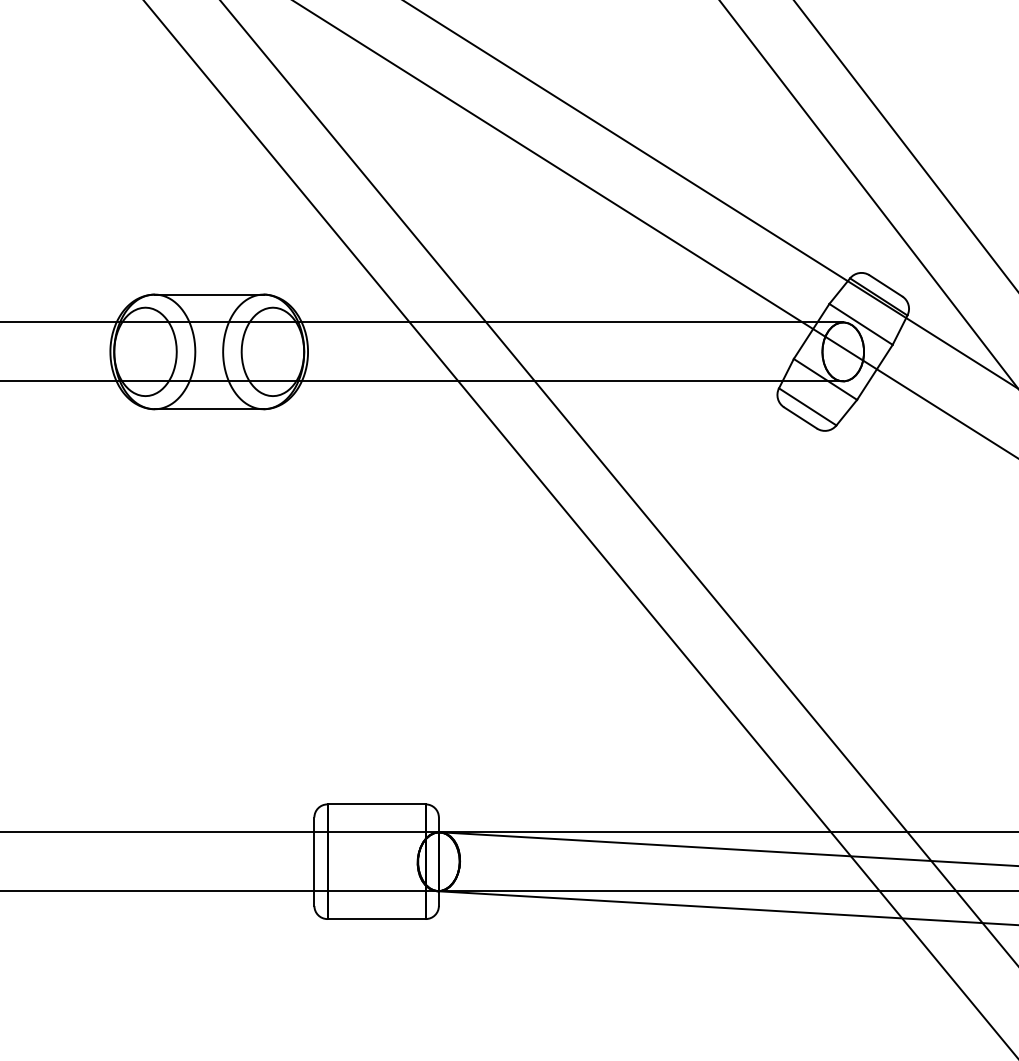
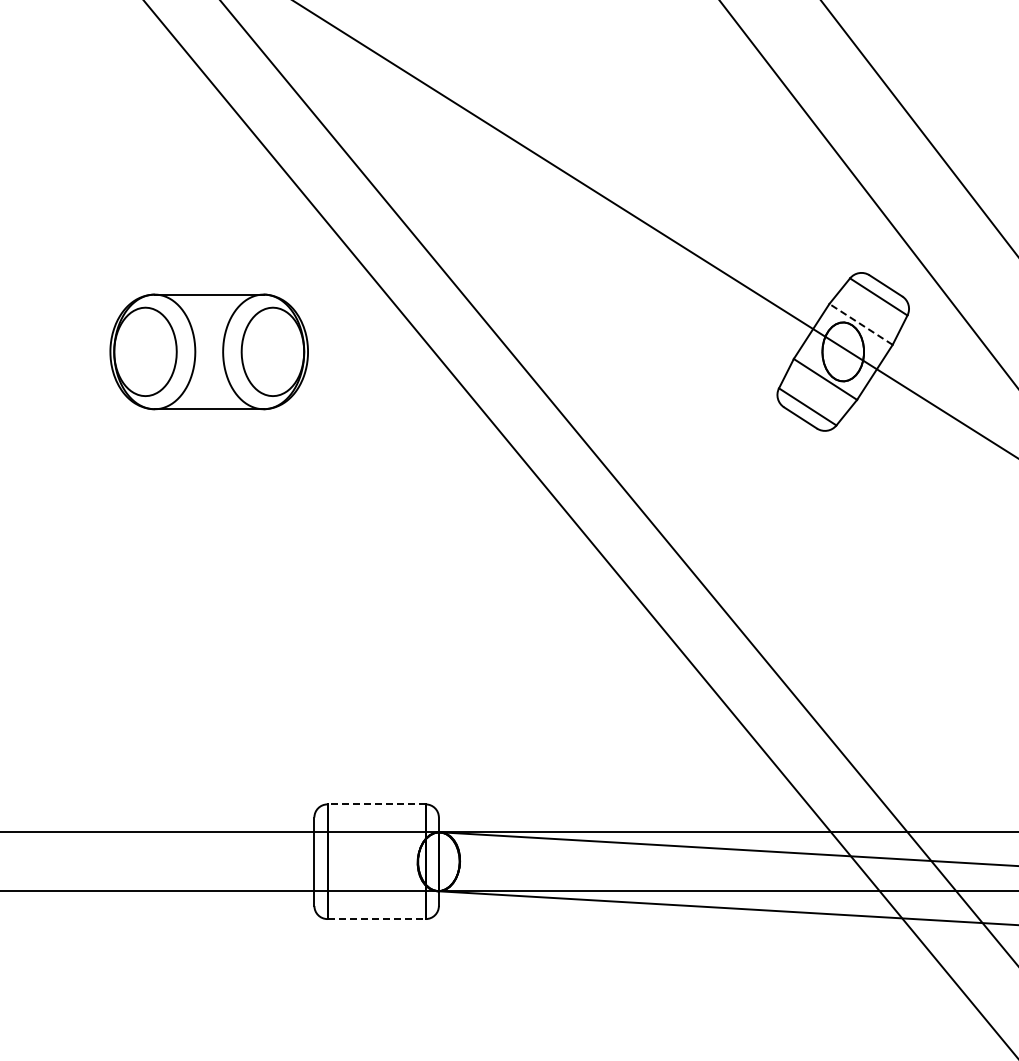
line position: (905, 145) -> (918, 127) (918, 127)
line: present -> none (710, 194)
line: present -> none (422, 322)
line: solid -> dashed (861, 324)
line: present -> none (422, 381)
line: solid -> dashed (376, 804)
line: solid -> dashed (377, 919)
